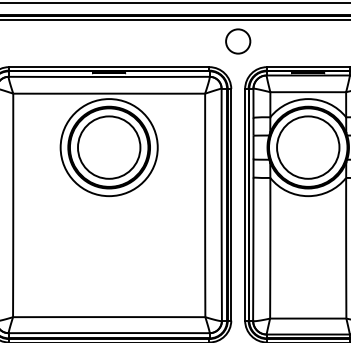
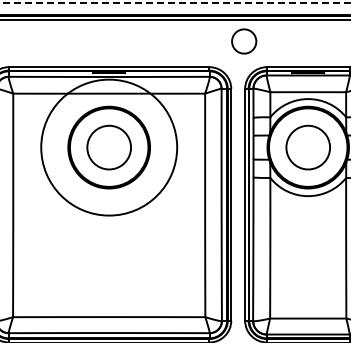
line: solid -> dashed (175, 2)
circle position: (238, 41) -> (244, 41) (244, 41)
circle diameter: 97 px -> 136 px (109, 147)
circle diameter: 62 px -> 44 px (109, 147)
circle diameter: 62 px -> 44 px (308, 147)
